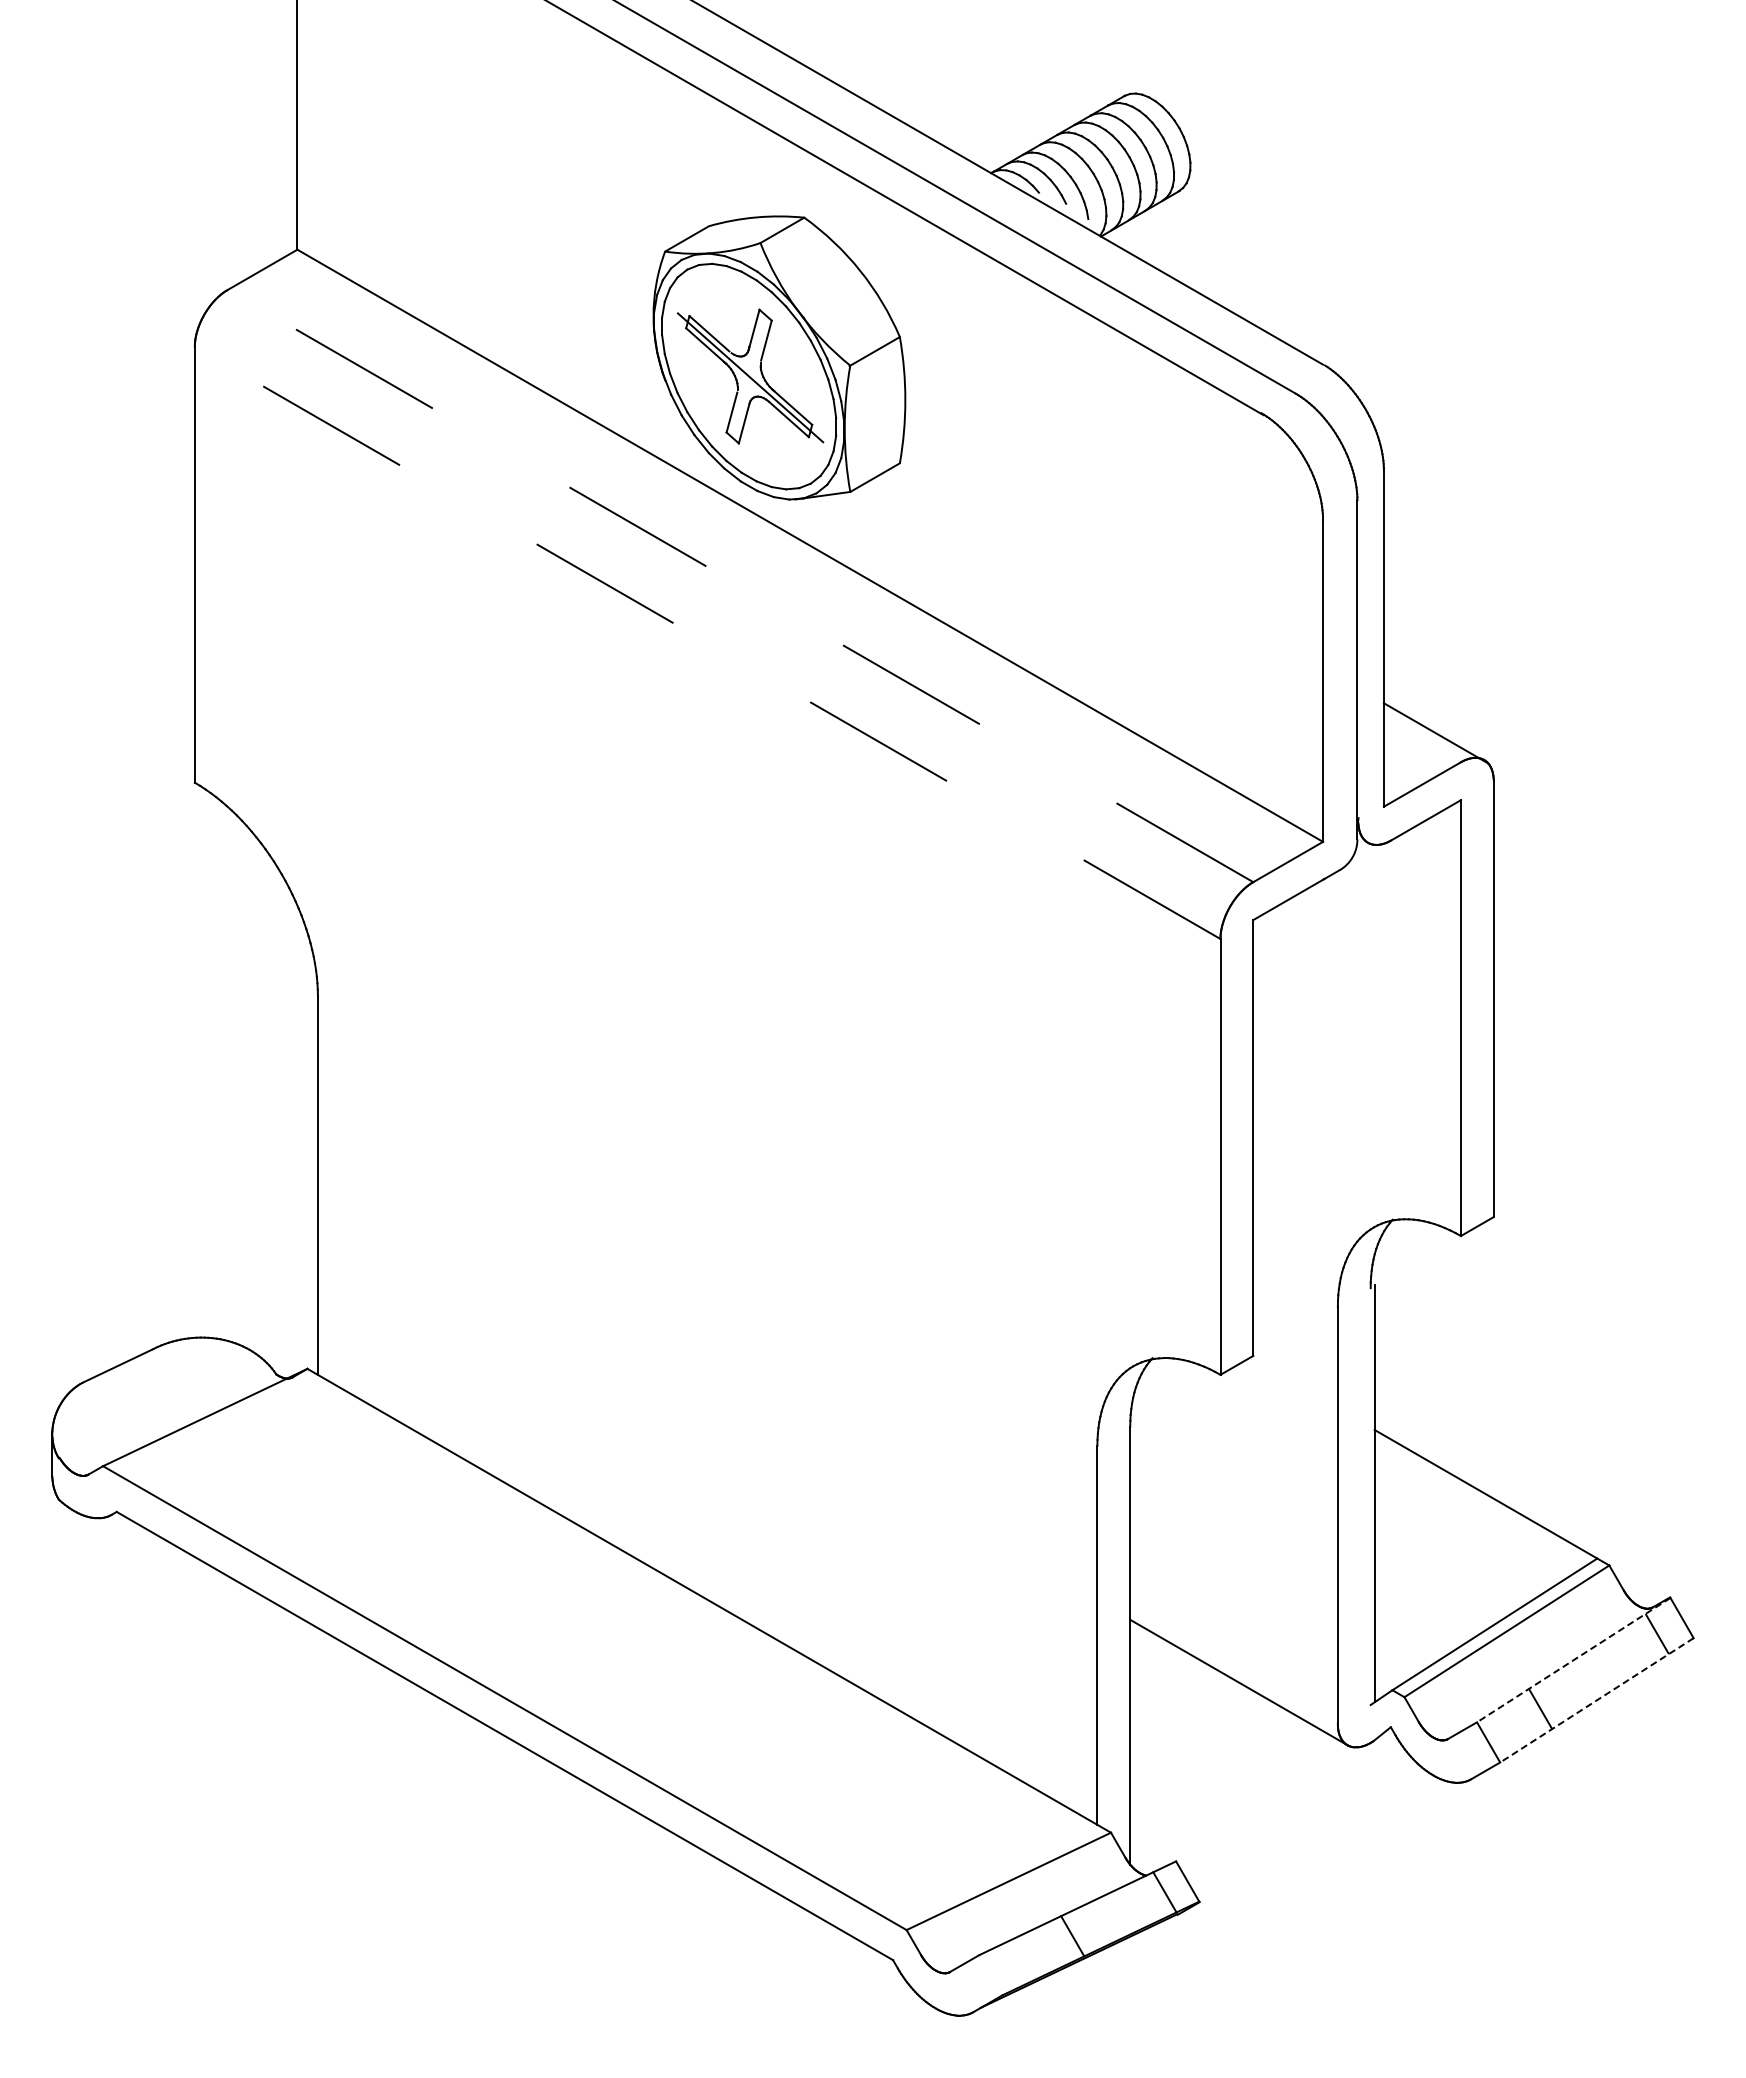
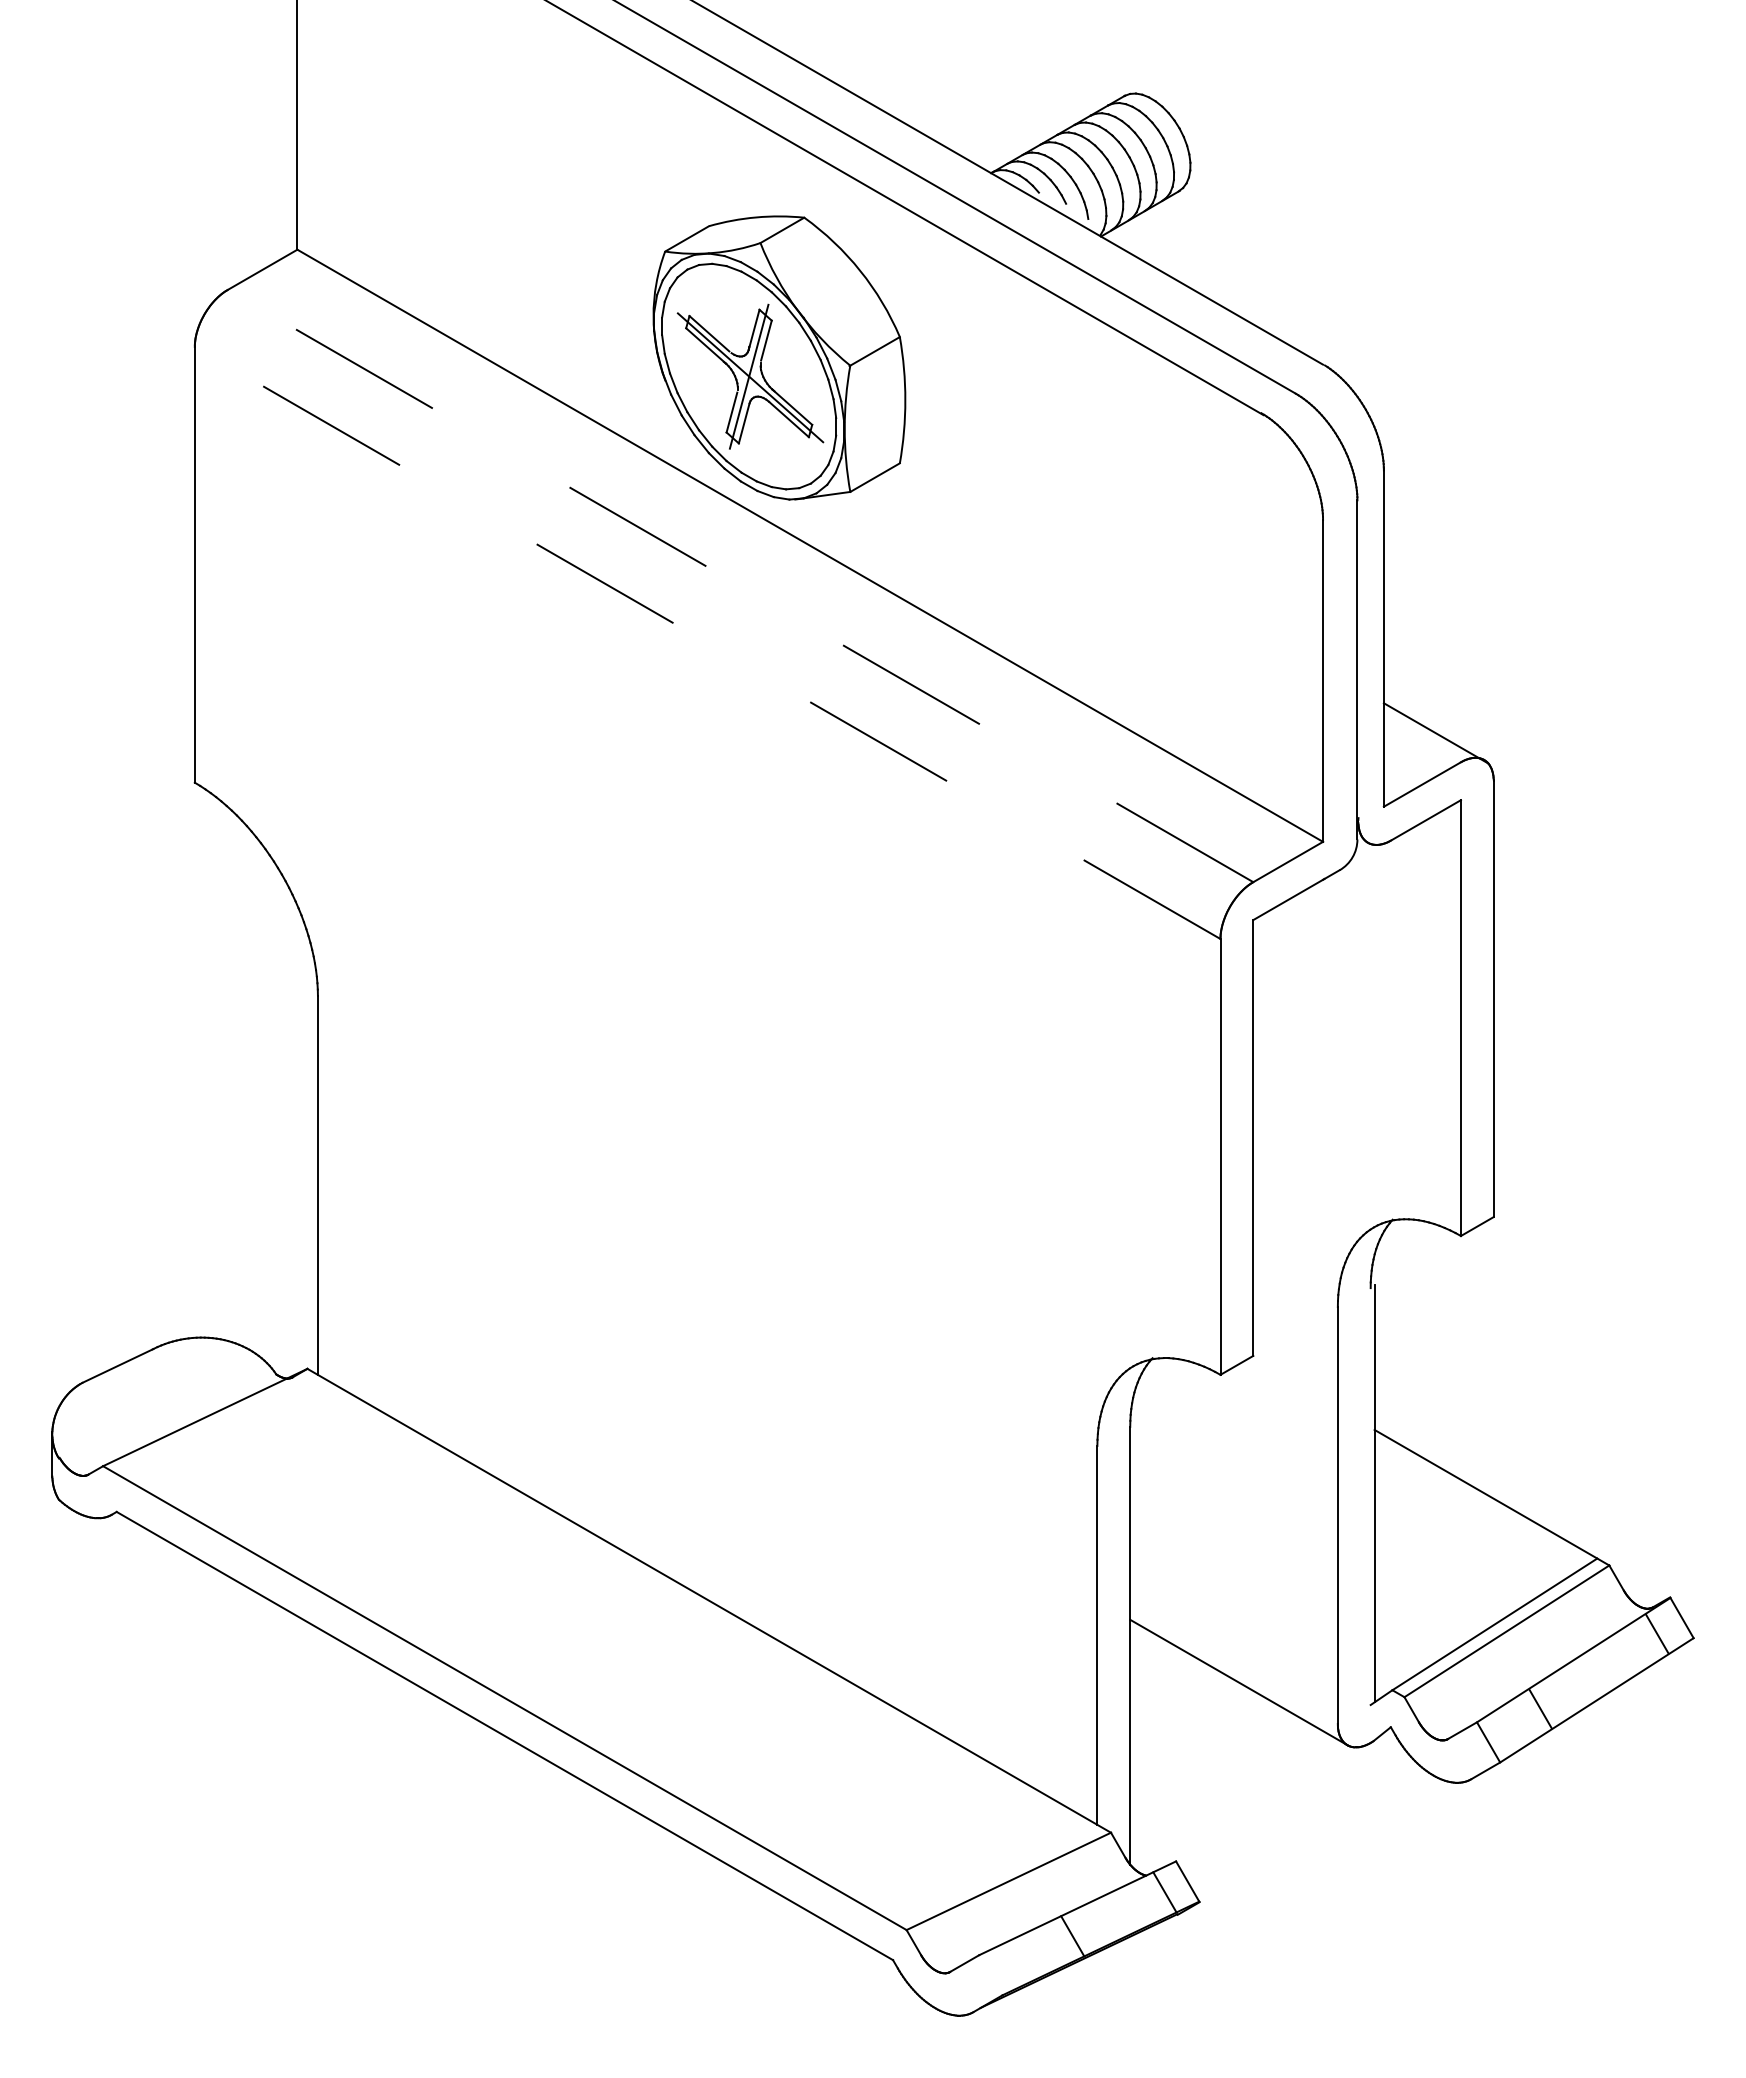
line: none -> present (748, 376)
line: dashed -> solid (1573, 1660)
line: dashed -> solid (1596, 1700)
